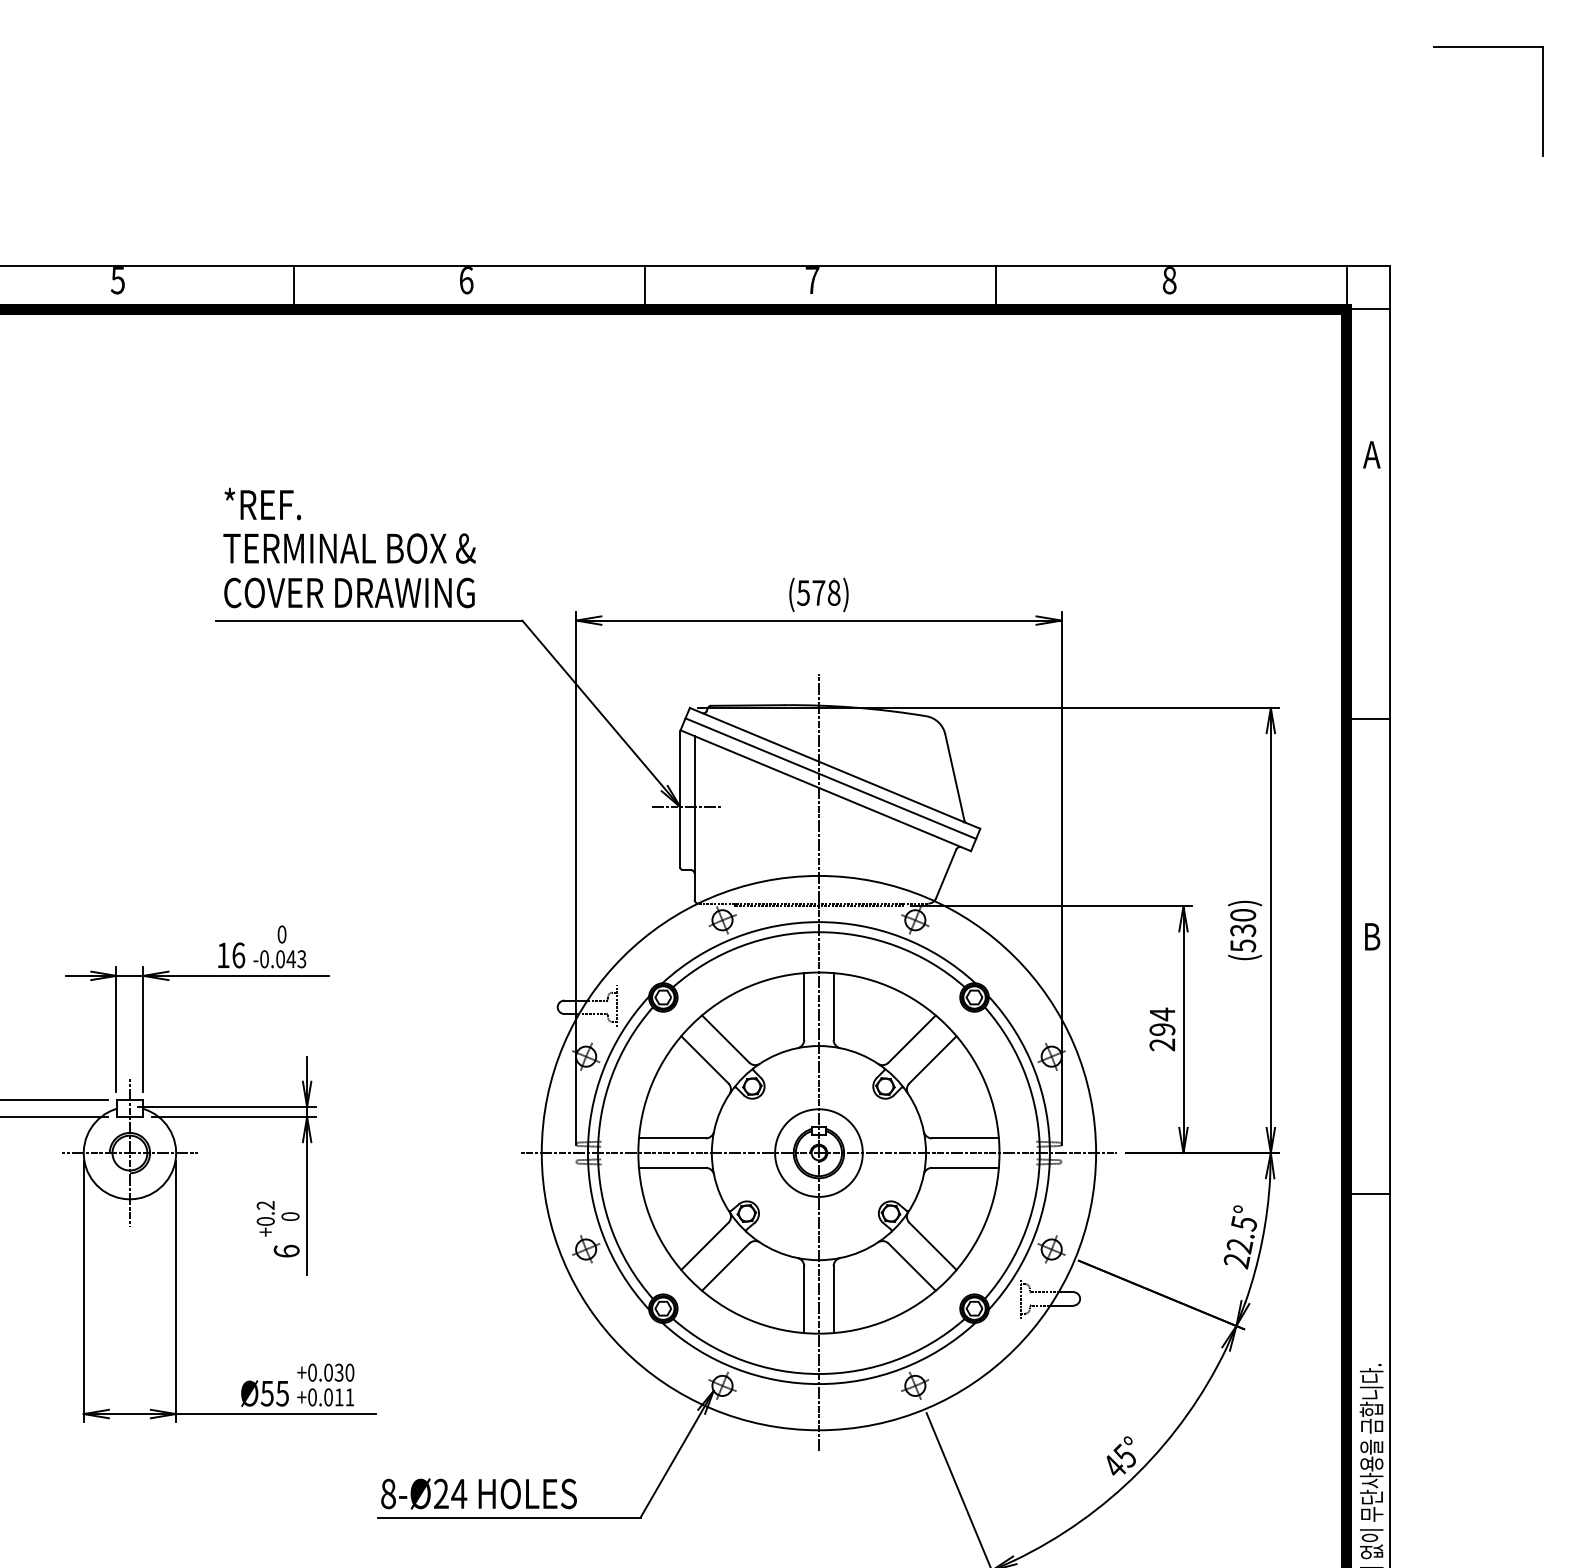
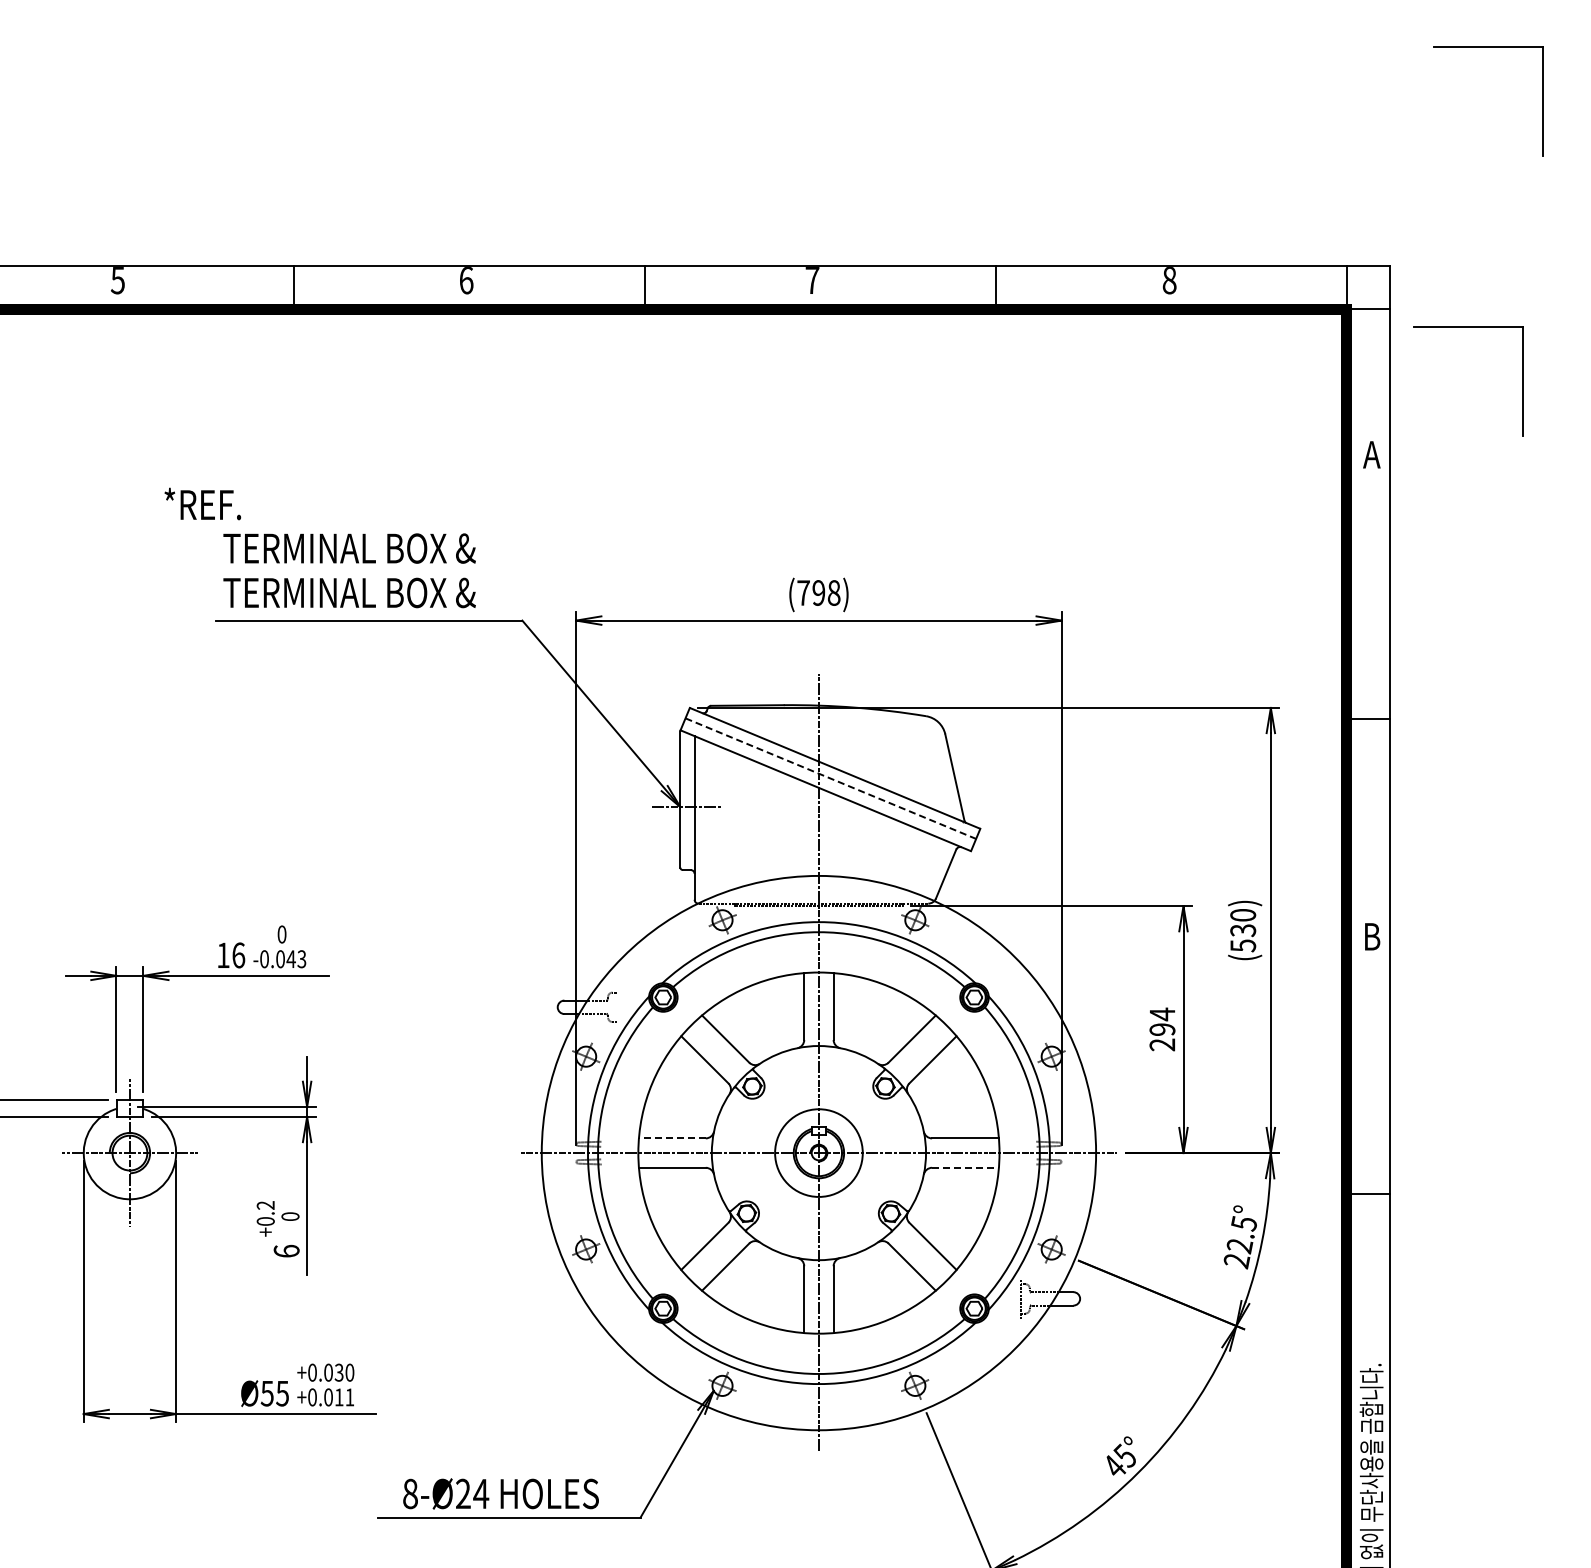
part: none -> present (1468, 327)
text position: (262, 503) -> (202, 503) (202, 503)
text: COVER DRAWING -> TERMINAL BOX & (349, 592)
text: (578) -> (798) (811, 592)
line: solid -> dashed (831, 778)
line: present -> none (617, 1005)
line: solid -> dashed (671, 1138)
line: solid -> dashed (966, 1167)
text position: (478, 1493) -> (500, 1493) (500, 1493)
